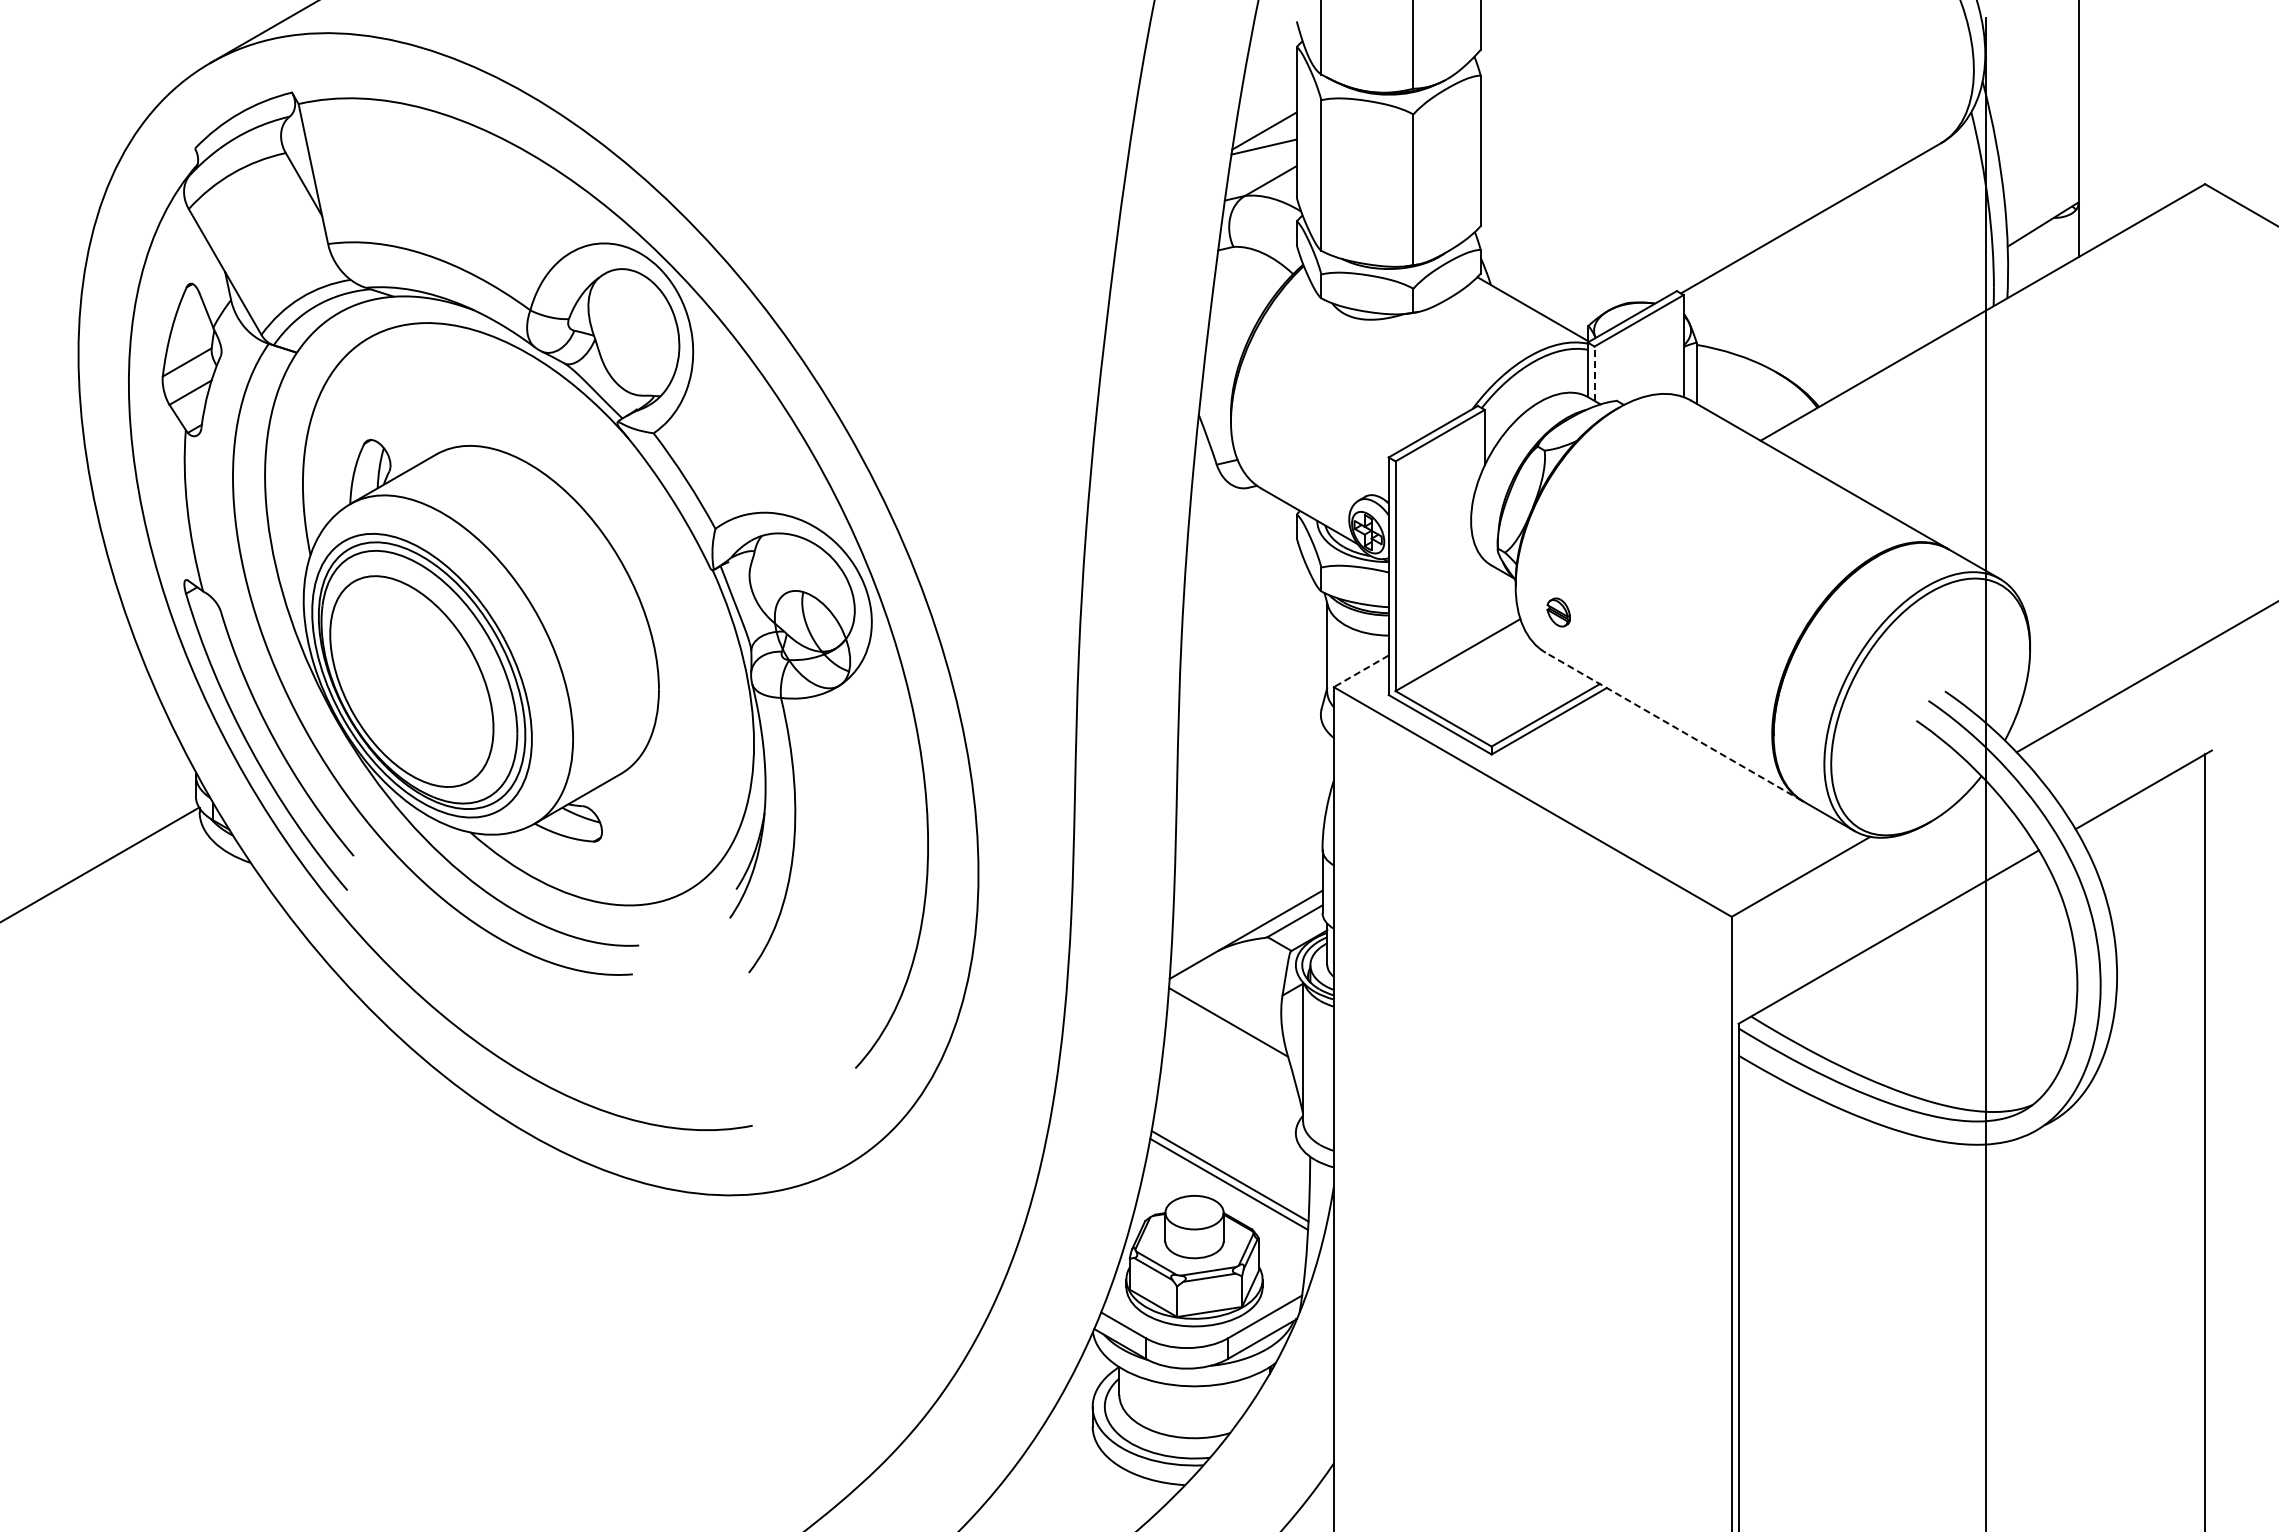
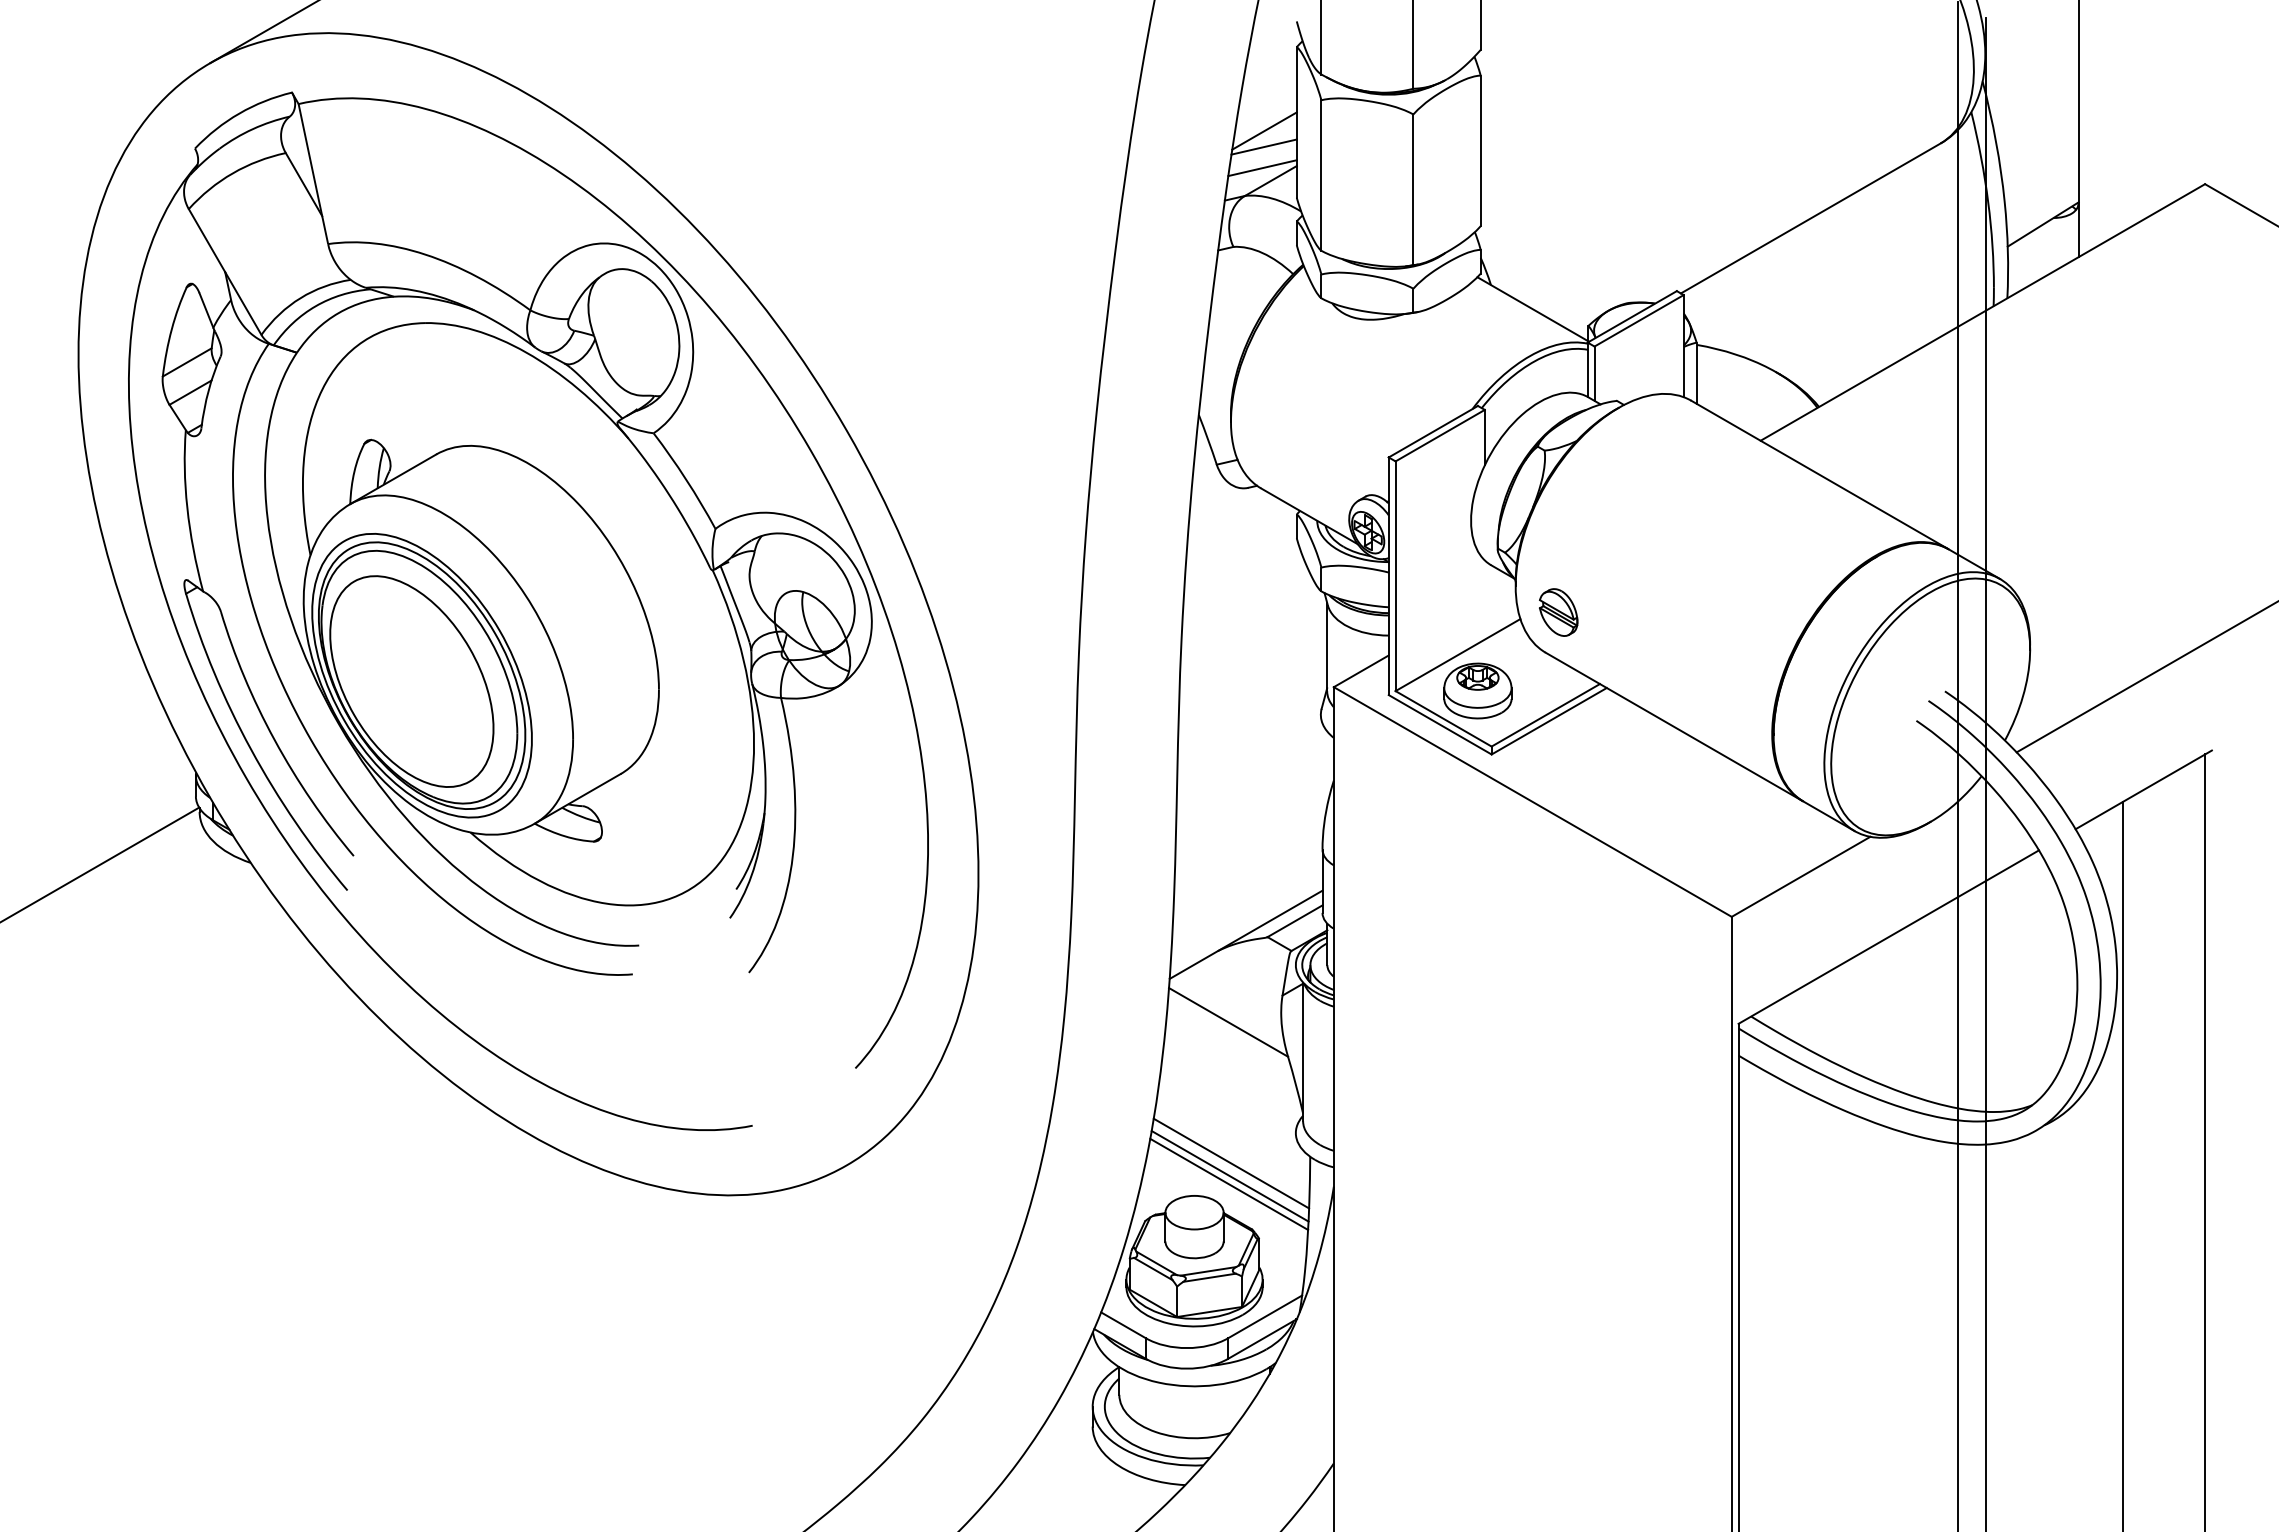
line: none -> present (1262, 168)
line: dashed -> solid (1594, 373)
part size: 25x31 px -> 40x49 px (1558, 612)
line: dashed -> solid (1361, 671)
part: none -> present (1477, 690)
line: dashed -> solid (1673, 726)
line: none -> present (1958, 765)
line: none -> present (1231, 1163)
line: none -> present (2122, 1165)
